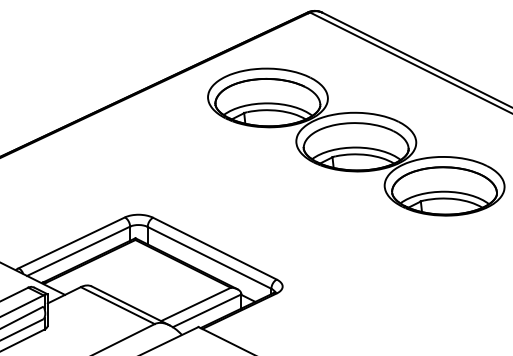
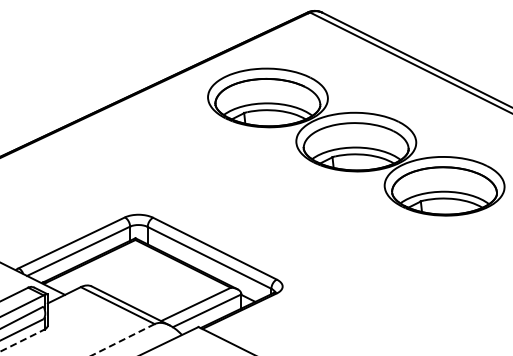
line: solid -> dashed (22, 340)
line: solid -> dashed (122, 340)
